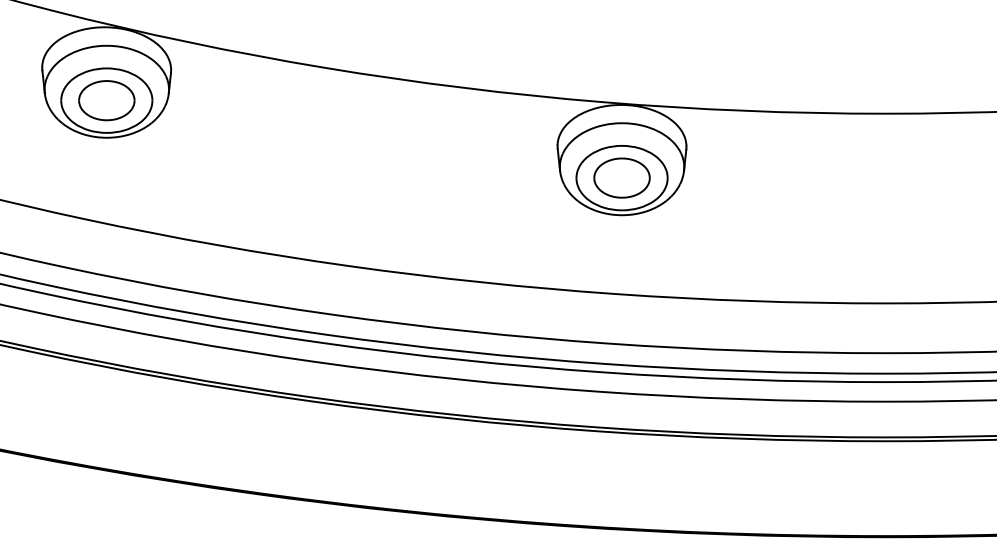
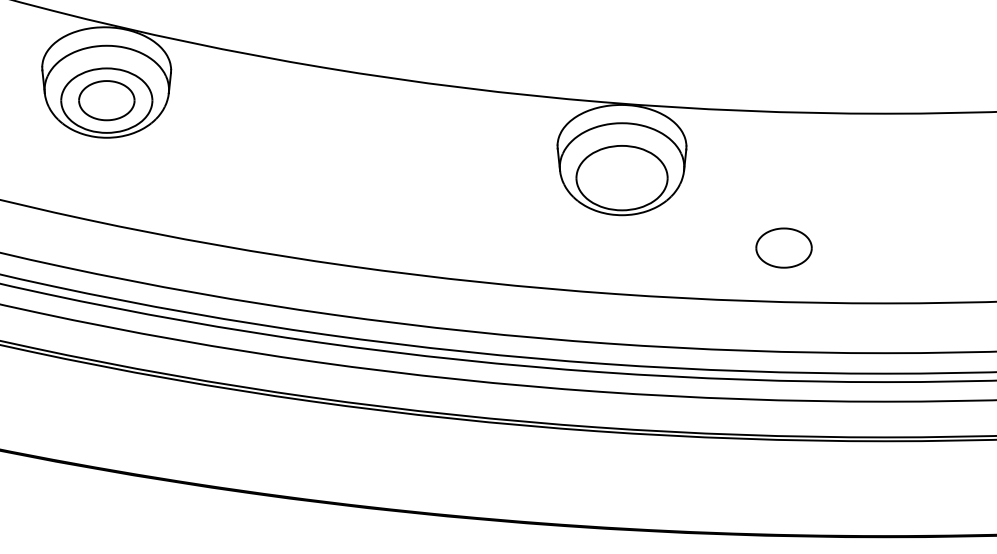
part position: (621, 177) -> (783, 247) (783, 247)
